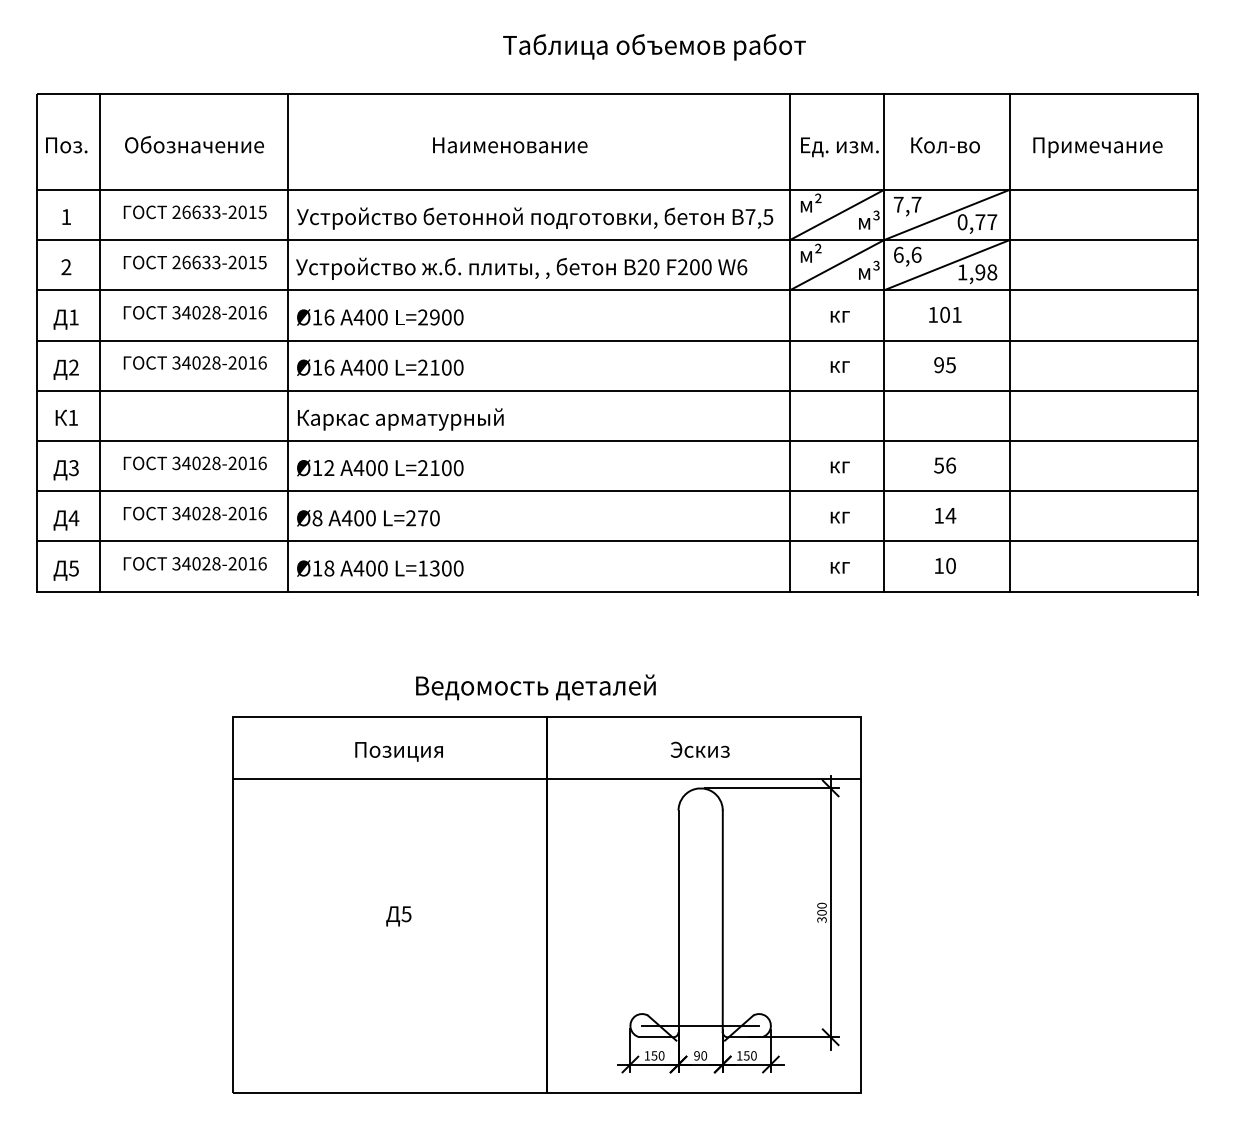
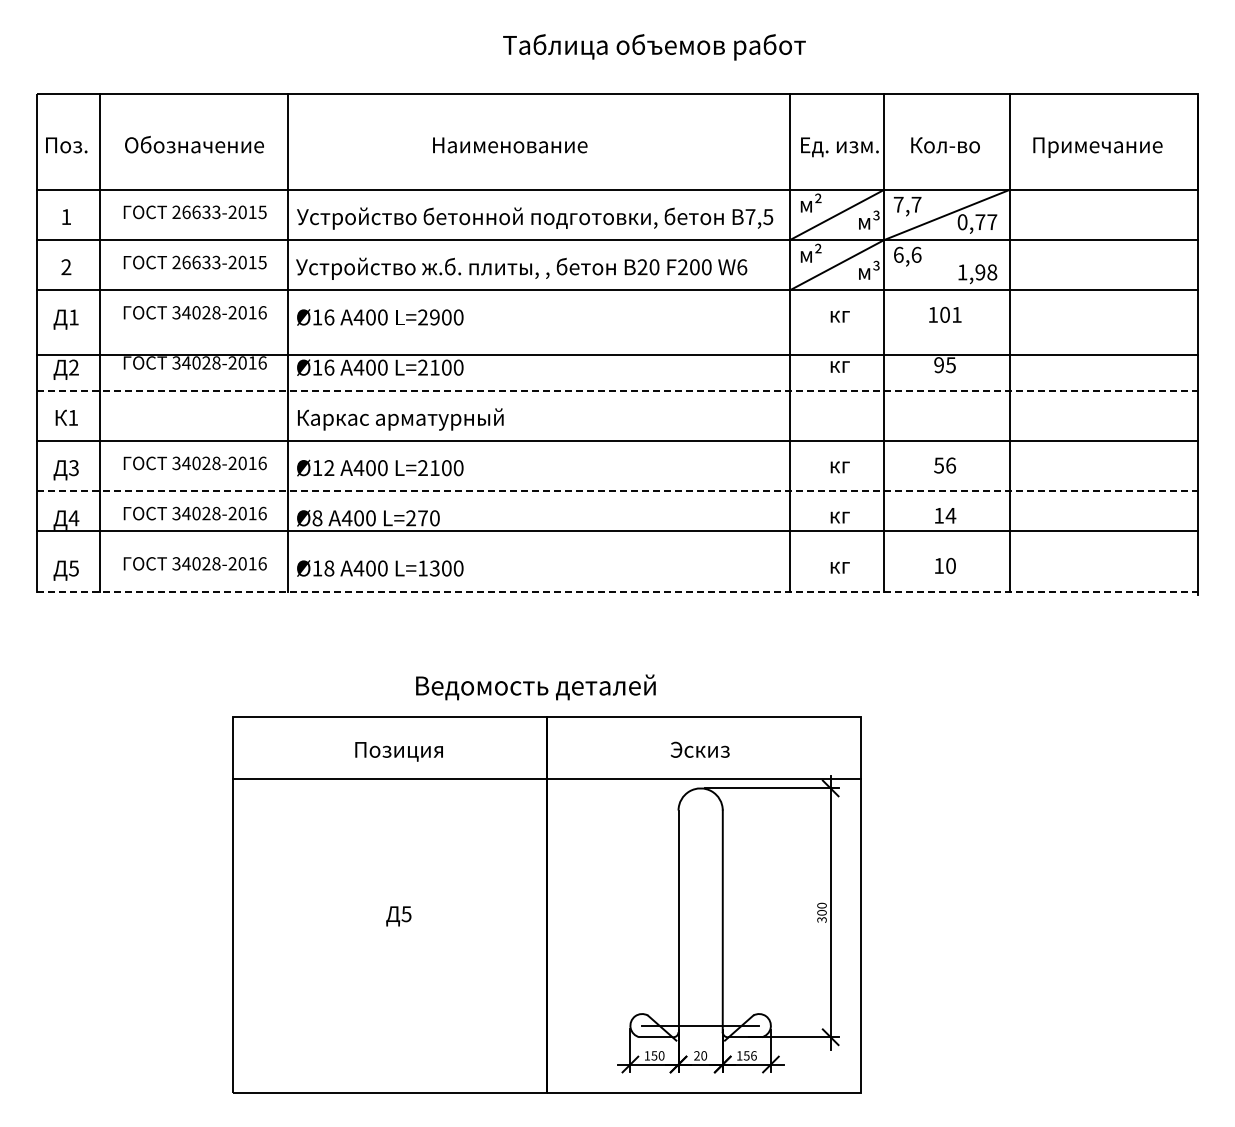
line: present -> none (946, 265)
line position: (617, 340) -> (617, 354) (617, 354)
line: solid -> dashed (617, 390)
line: solid -> dashed (617, 491)
line position: (617, 541) -> (617, 531) (617, 531)
line: solid -> dashed (617, 591)
text: 90 -> 20 (696, 1055)
text: 150 -> 156 (753, 1055)
